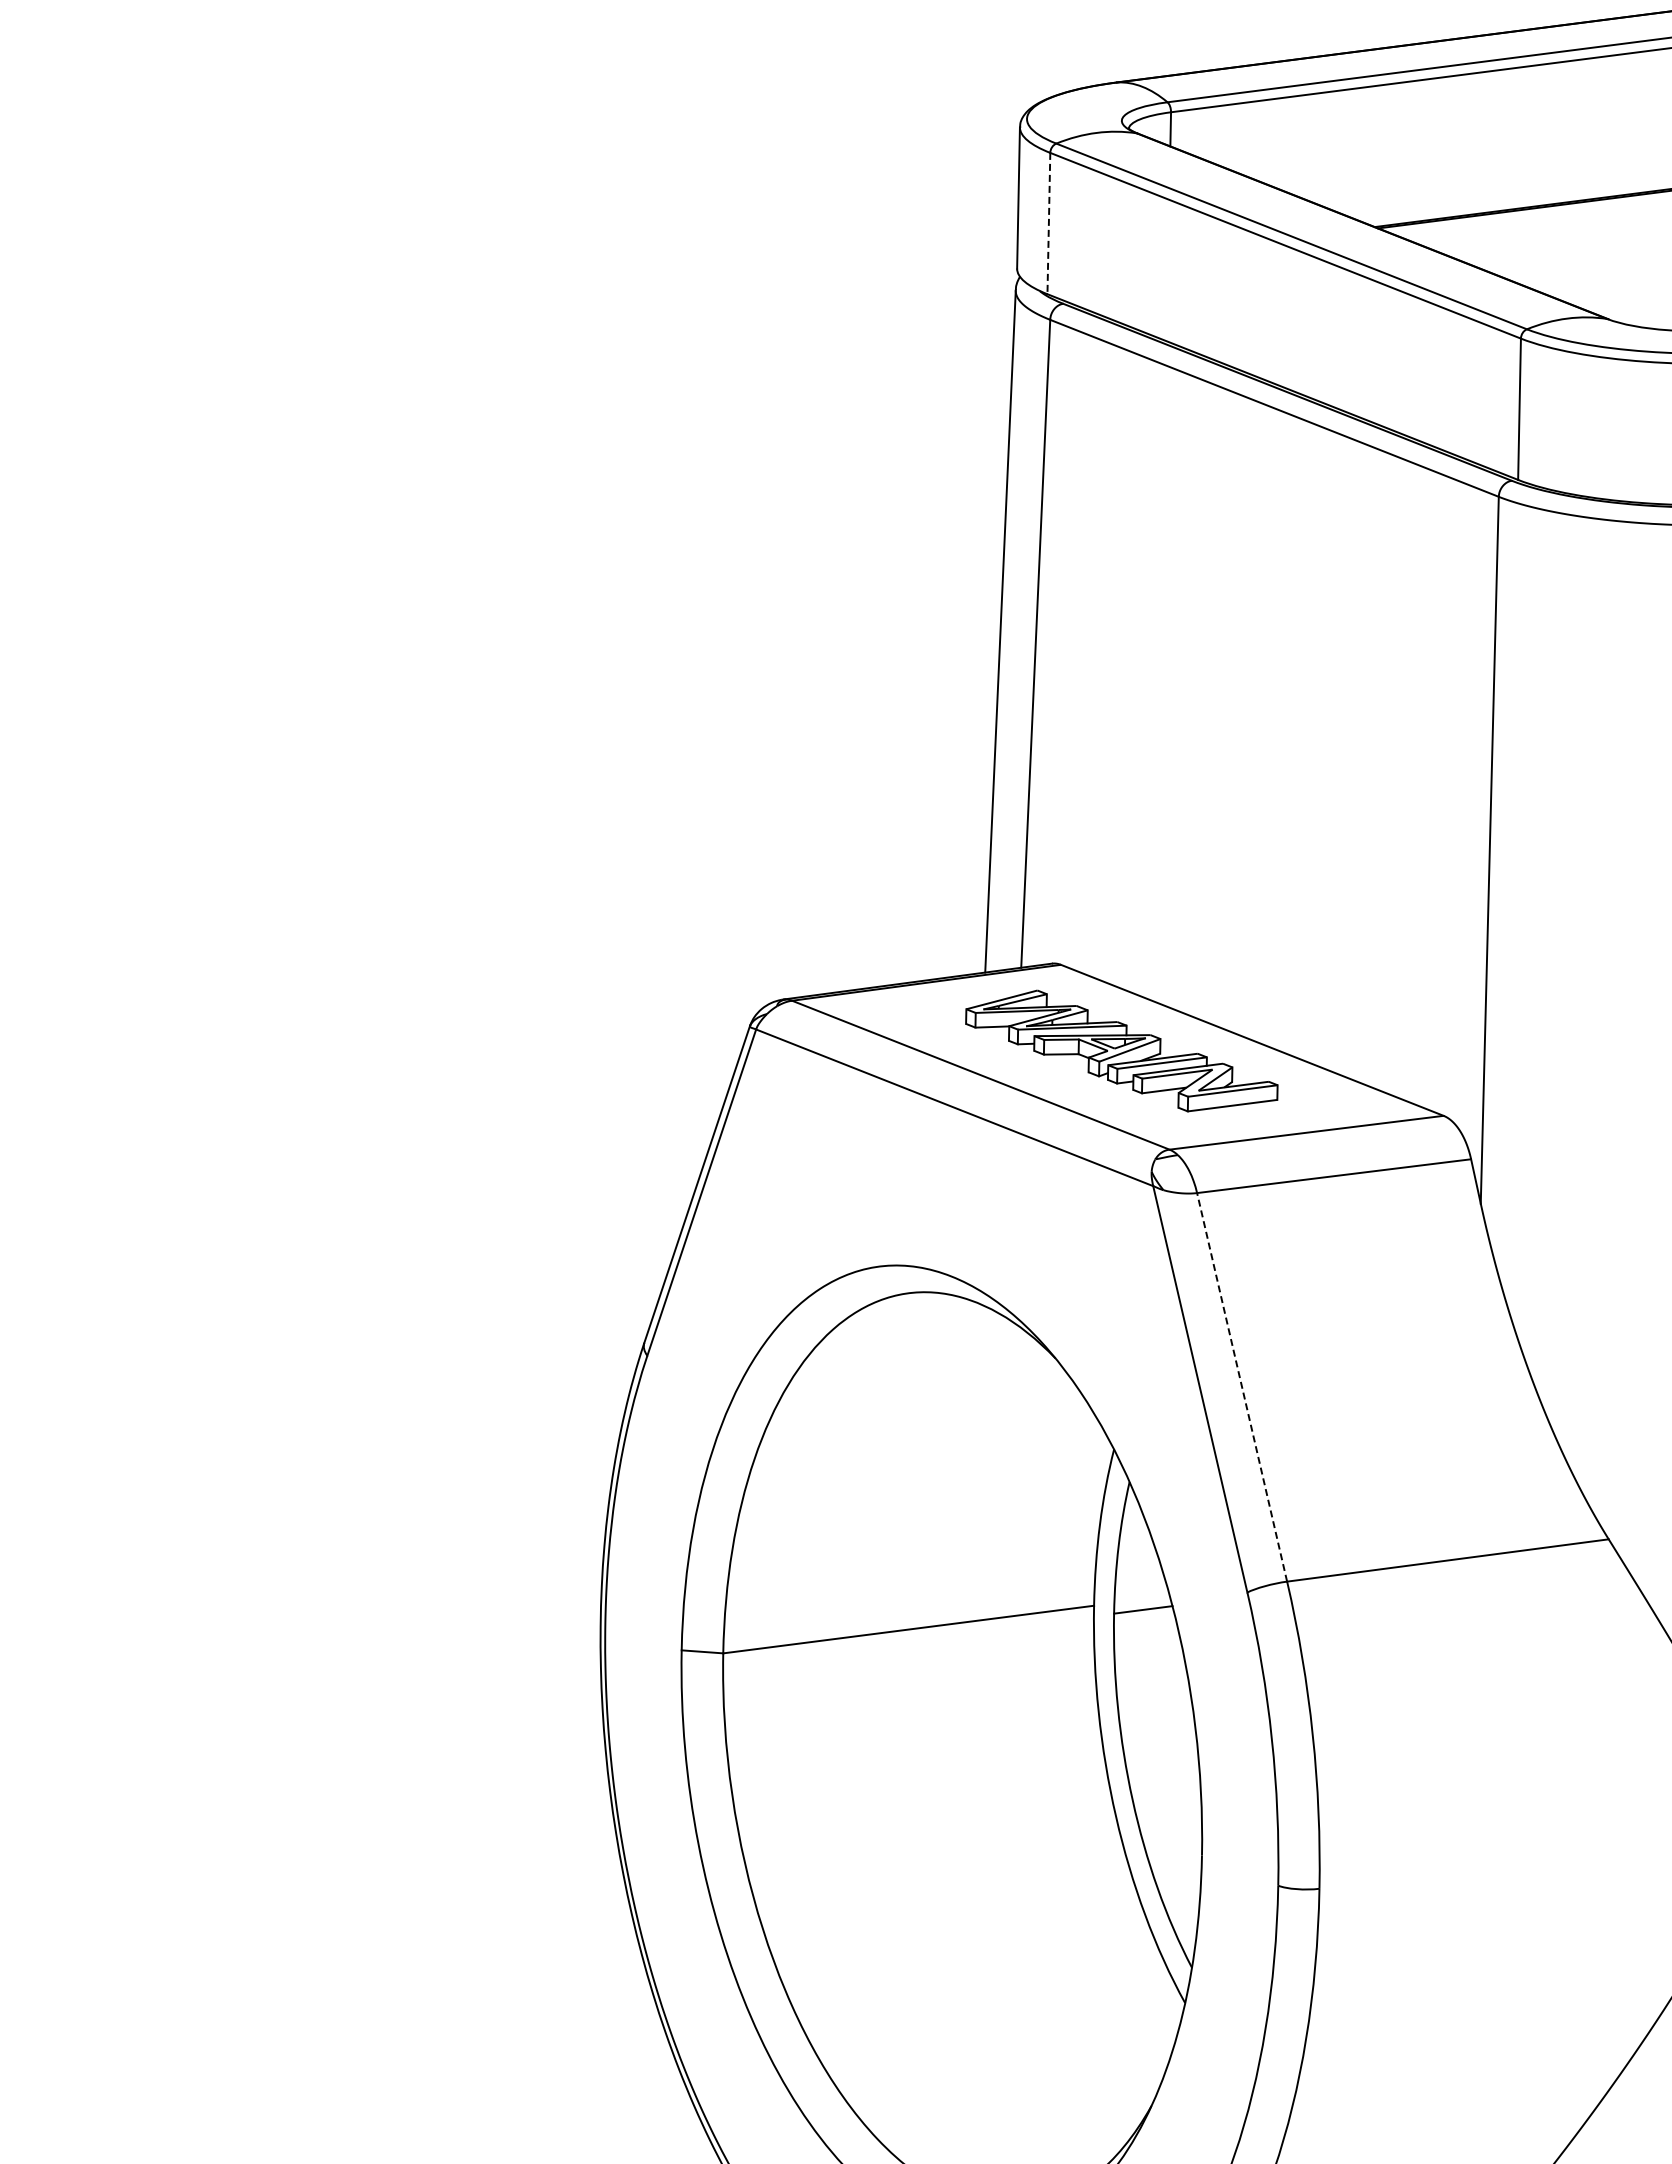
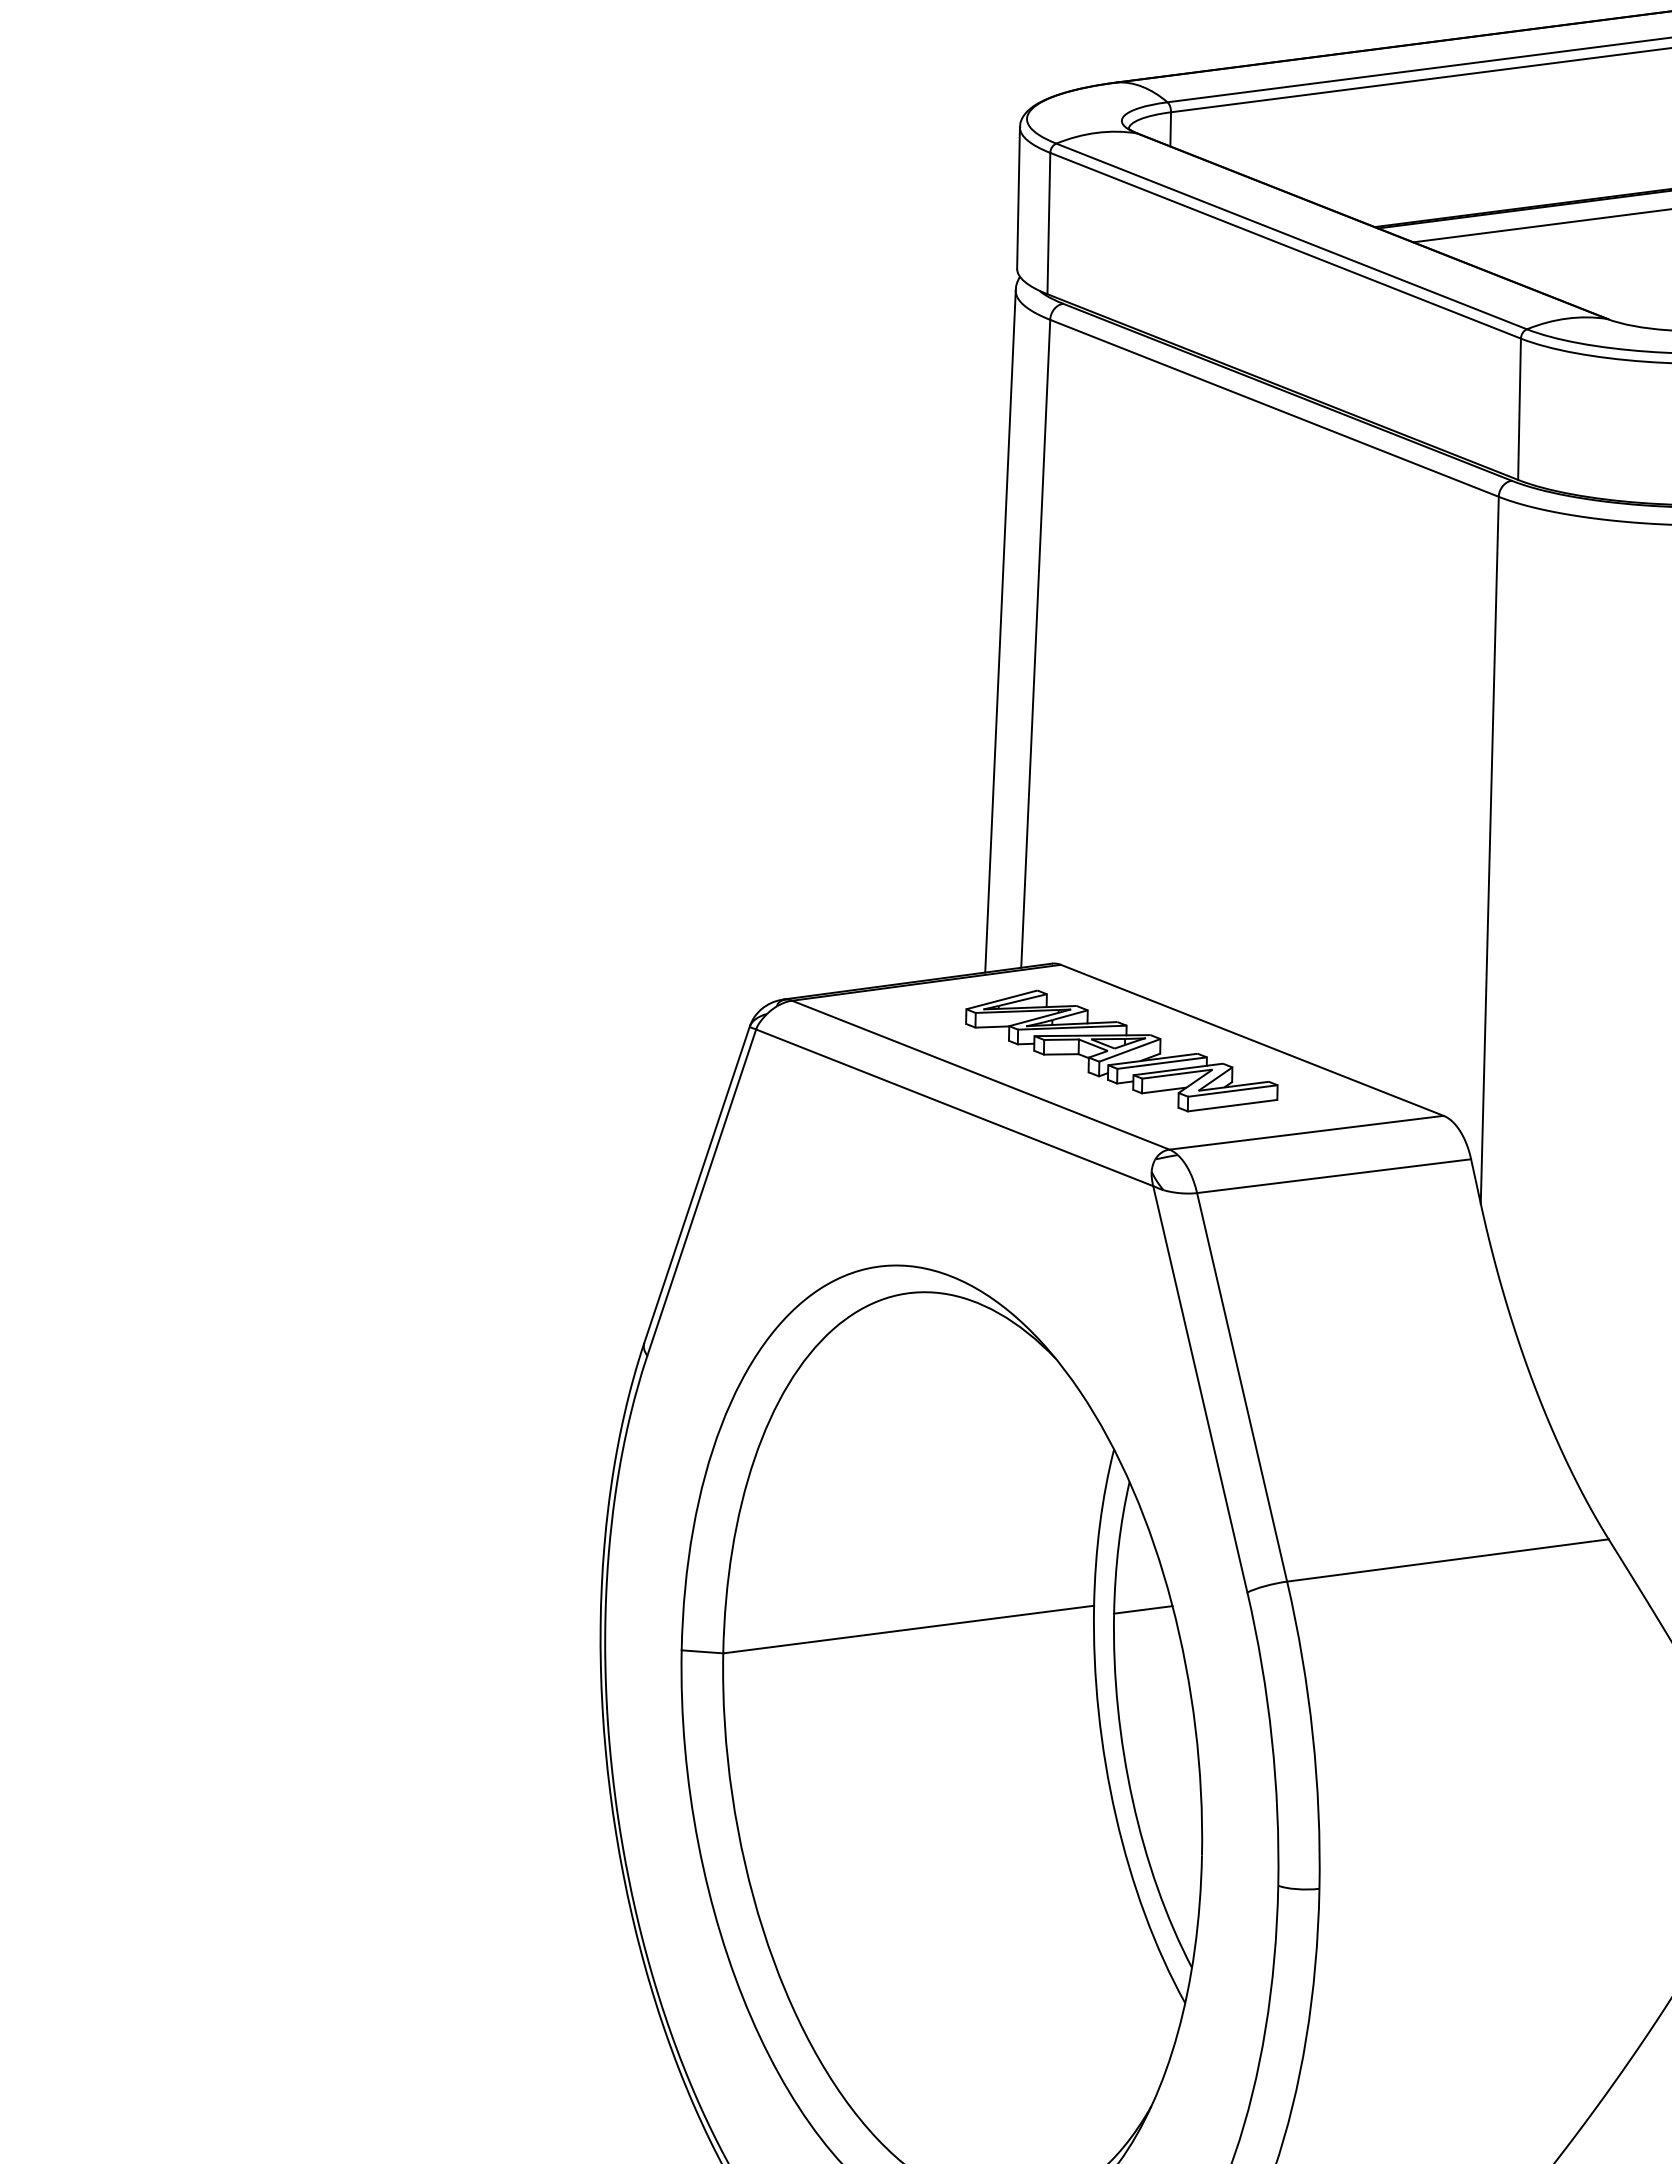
line: dashed -> solid (1048, 223)
line: none -> present (1540, 225)
line: dashed -> solid (1242, 1386)
